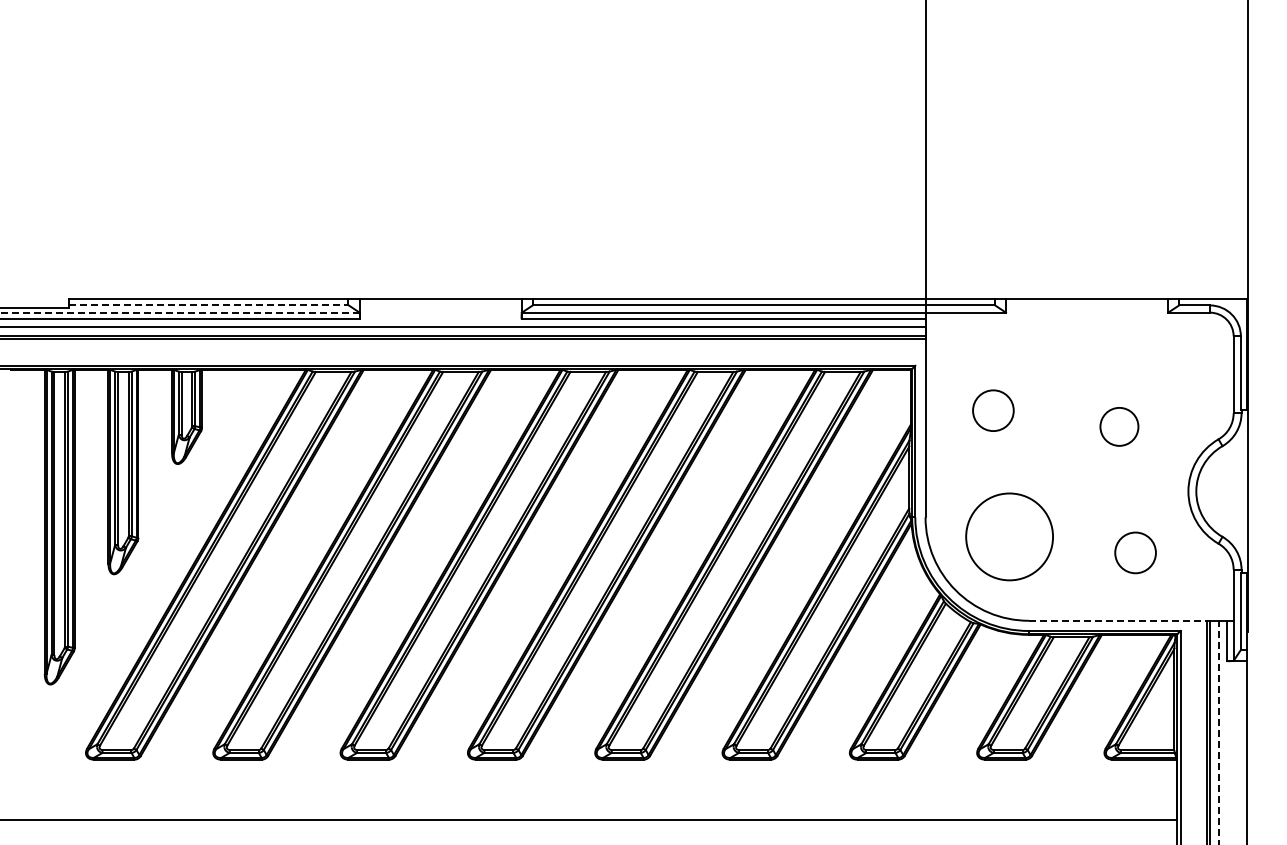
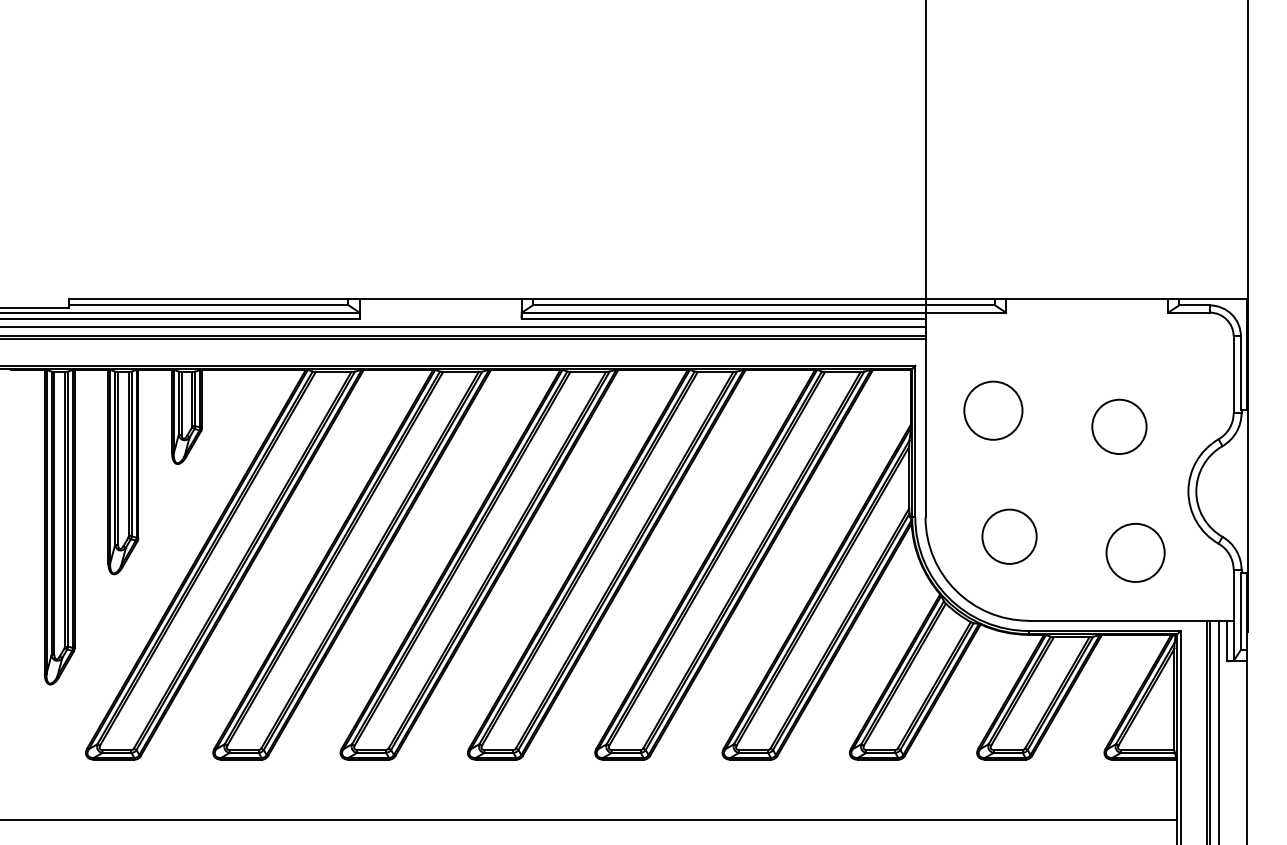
line: dashed -> solid (208, 305)
line: dashed -> solid (179, 312)
circle diameter: 41 px -> 58 px (993, 410)
circle diameter: 38 px -> 54 px (1119, 426)
circle size: 89x90 px -> 57x57 px (1009, 536)
circle diameter: 41 px -> 58 px (1135, 552)
line: dashed -> solid (1118, 620)
line: dashed -> solid (1218, 732)
